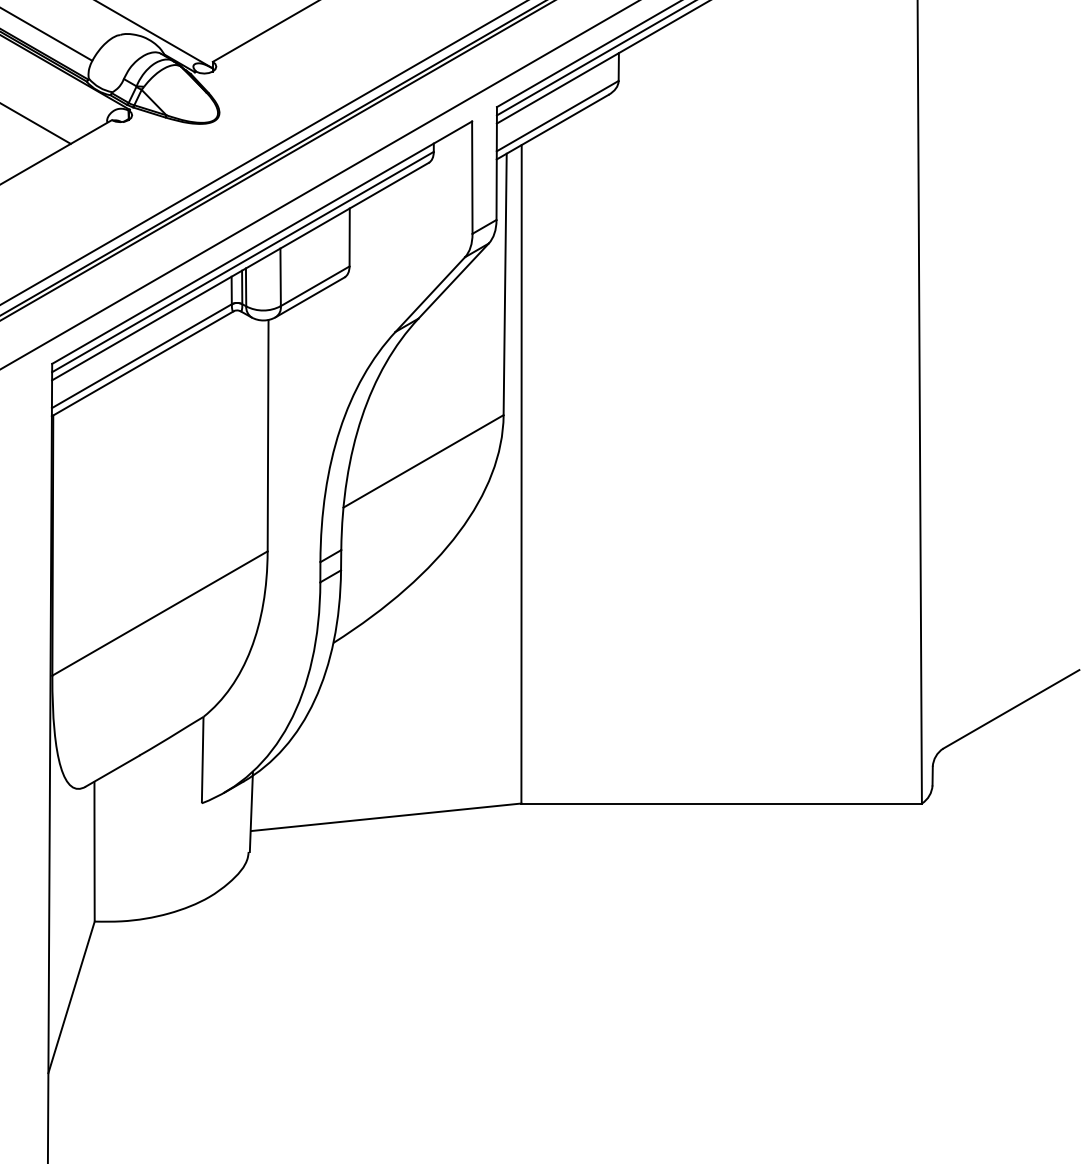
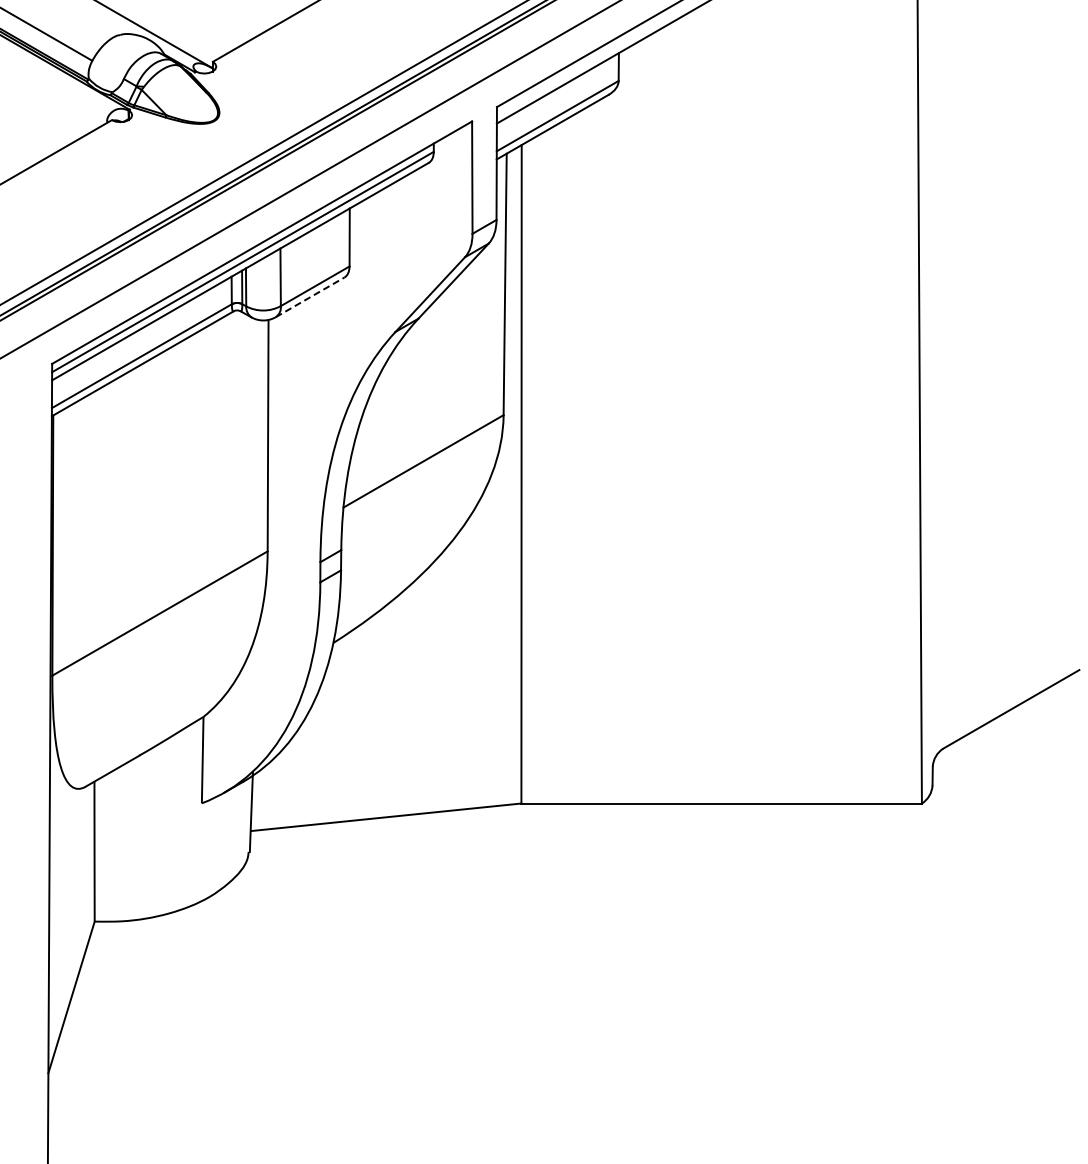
line: present -> none (594, 58)
line: present -> none (36, 123)
line position: (319, 185) -> (310, 179) (310, 179)
line: solid -> dashed (310, 297)
